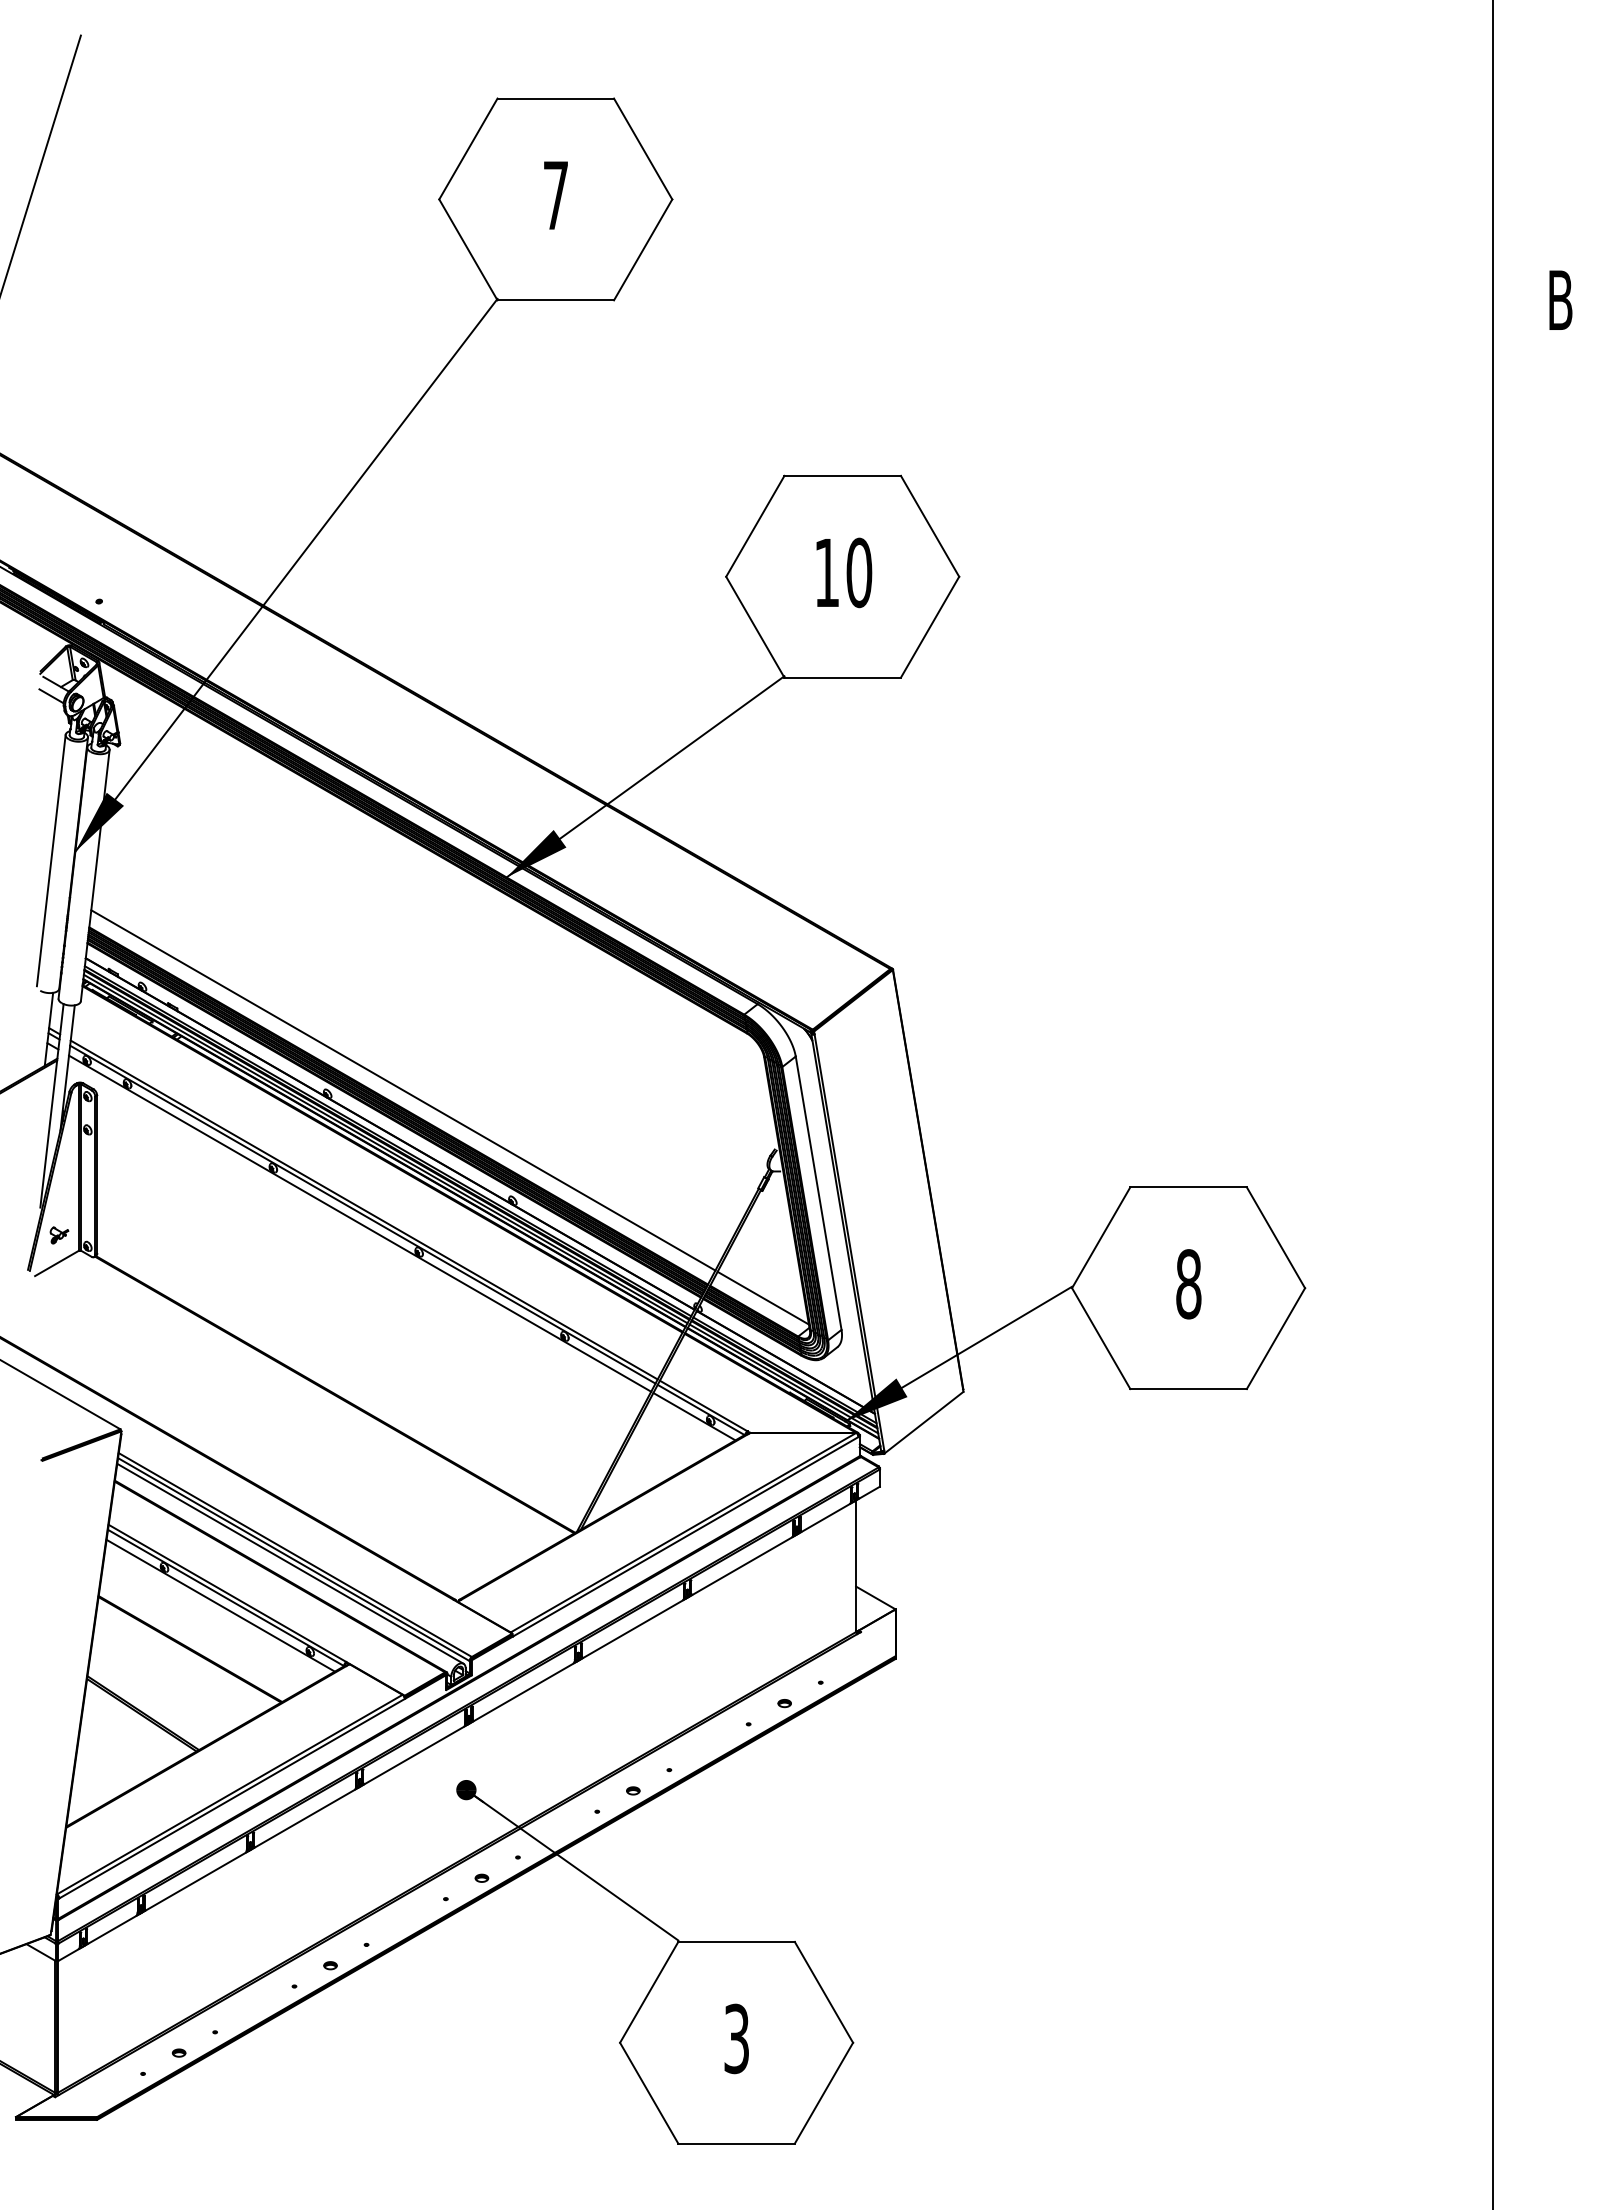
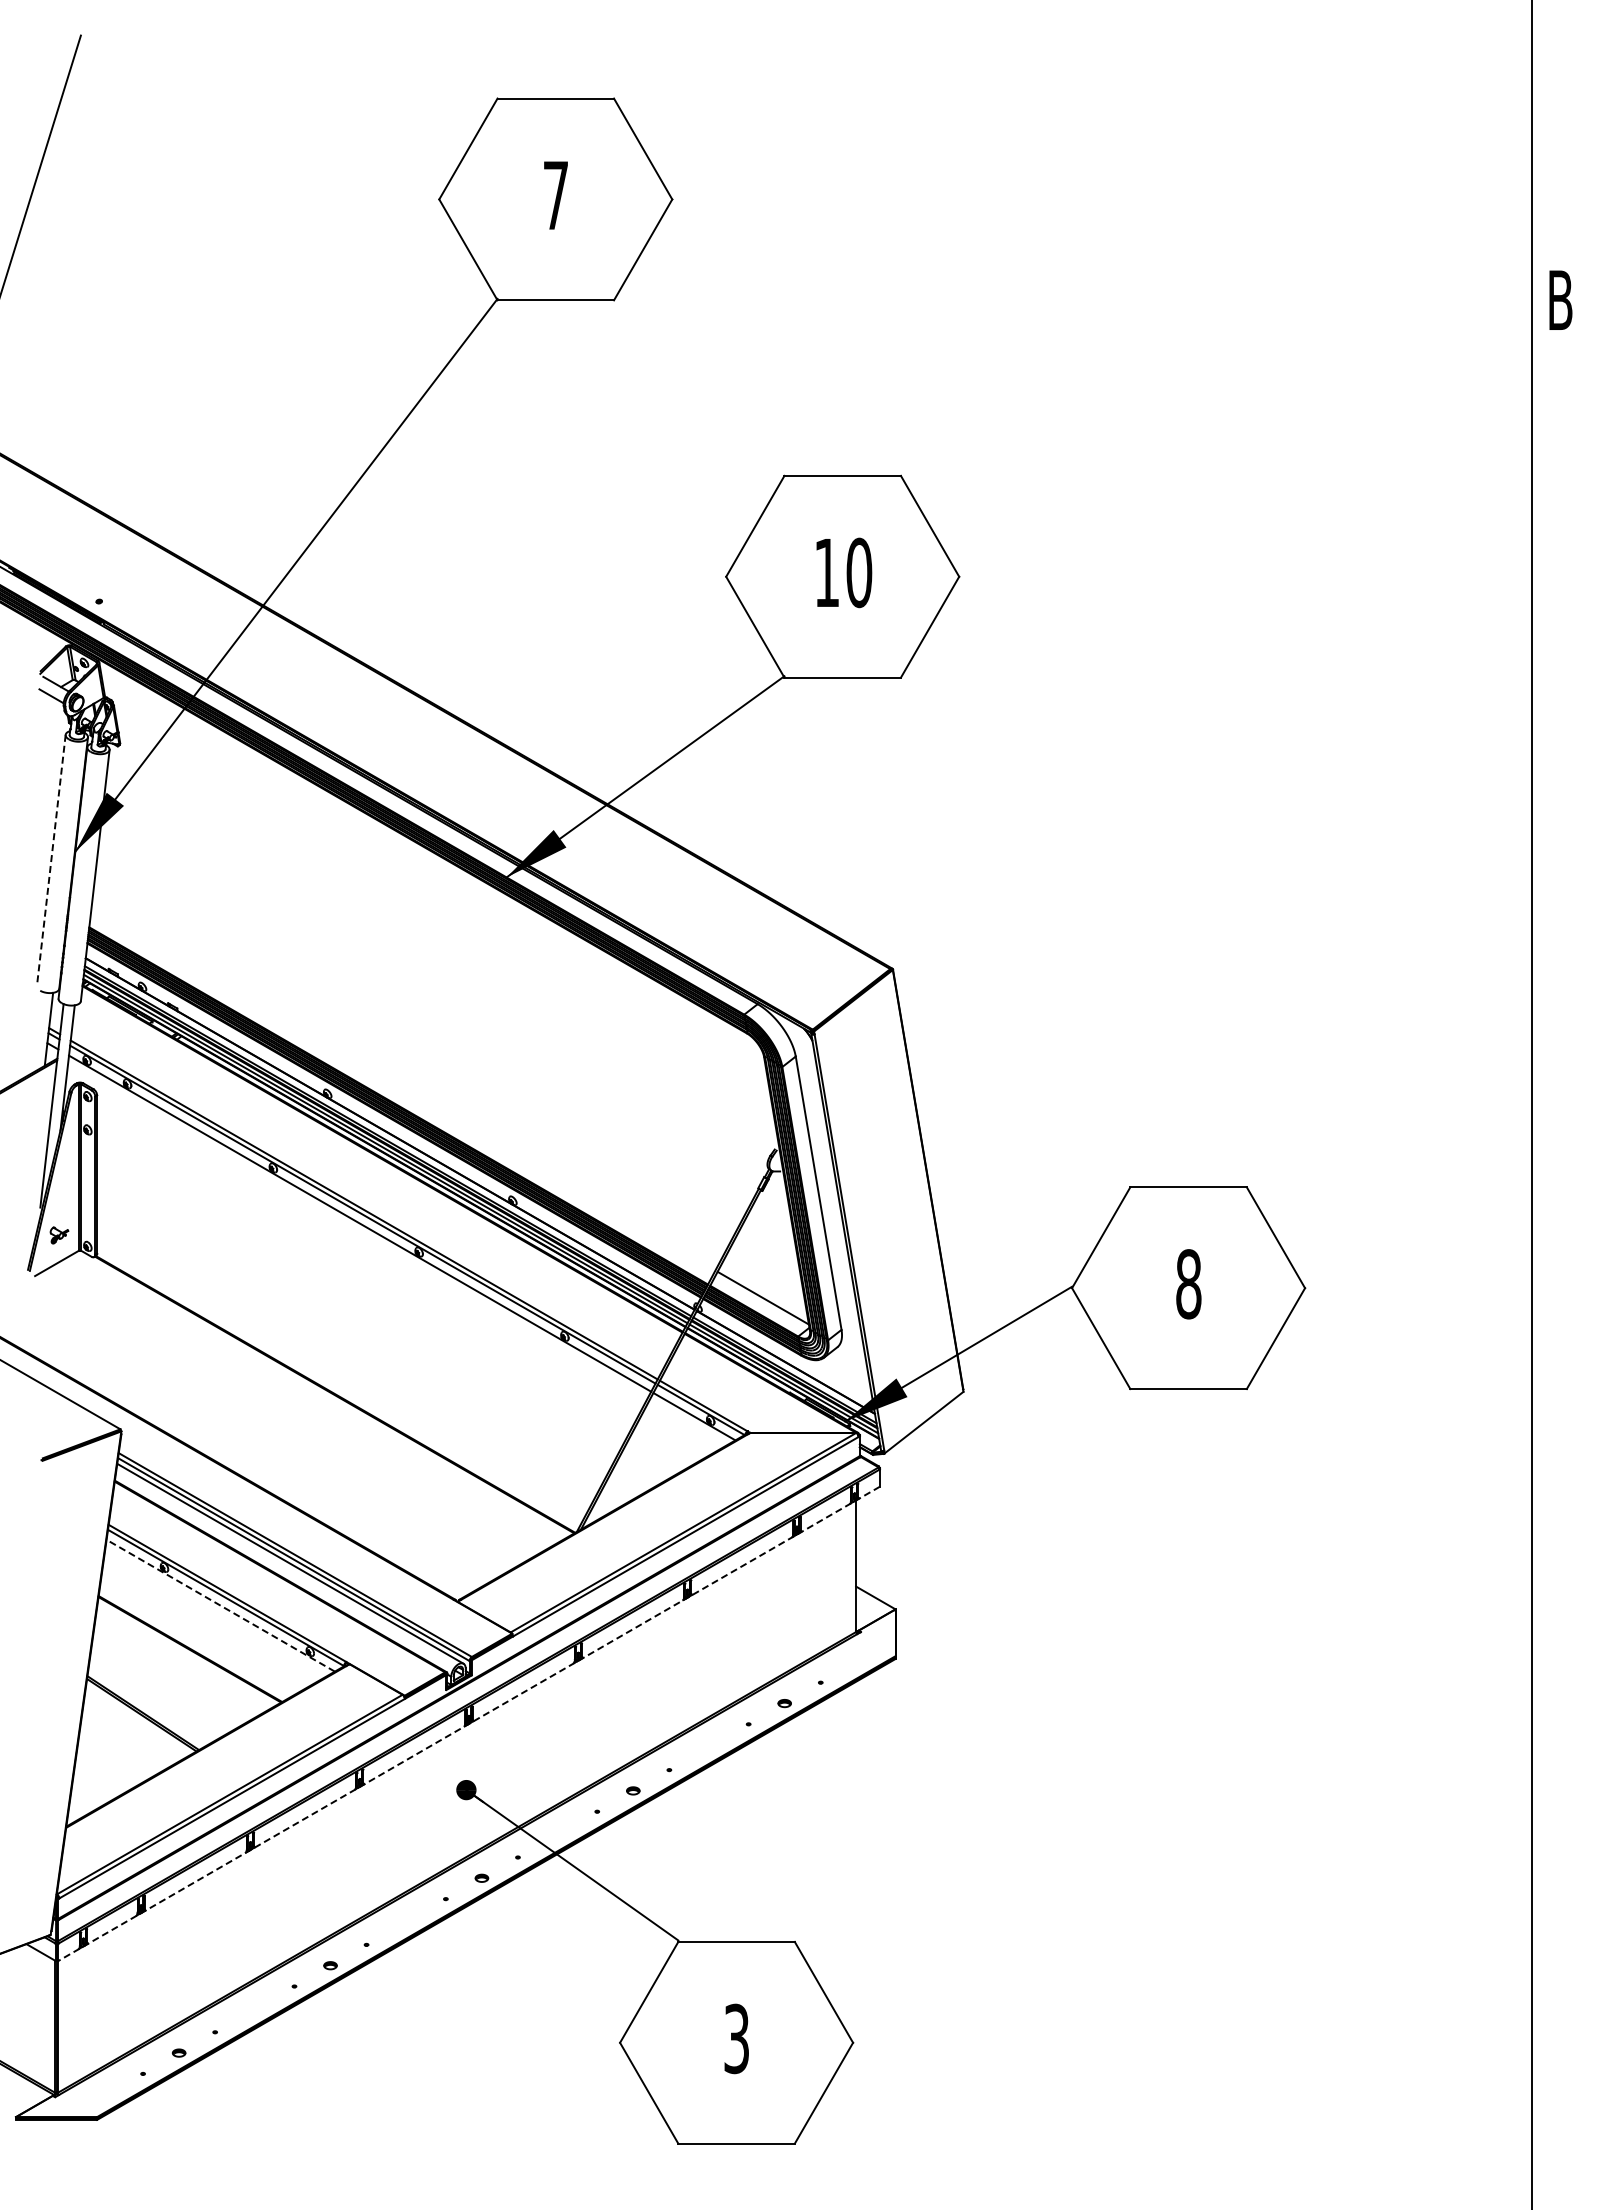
line: solid -> dashed (51, 861)
line: present -> none (403, 1090)
line position: (1492, 1104) -> (1531, 1104) (1531, 1104)
line: solid -> dashed (220, 1605)
line: solid -> dashed (468, 1724)
